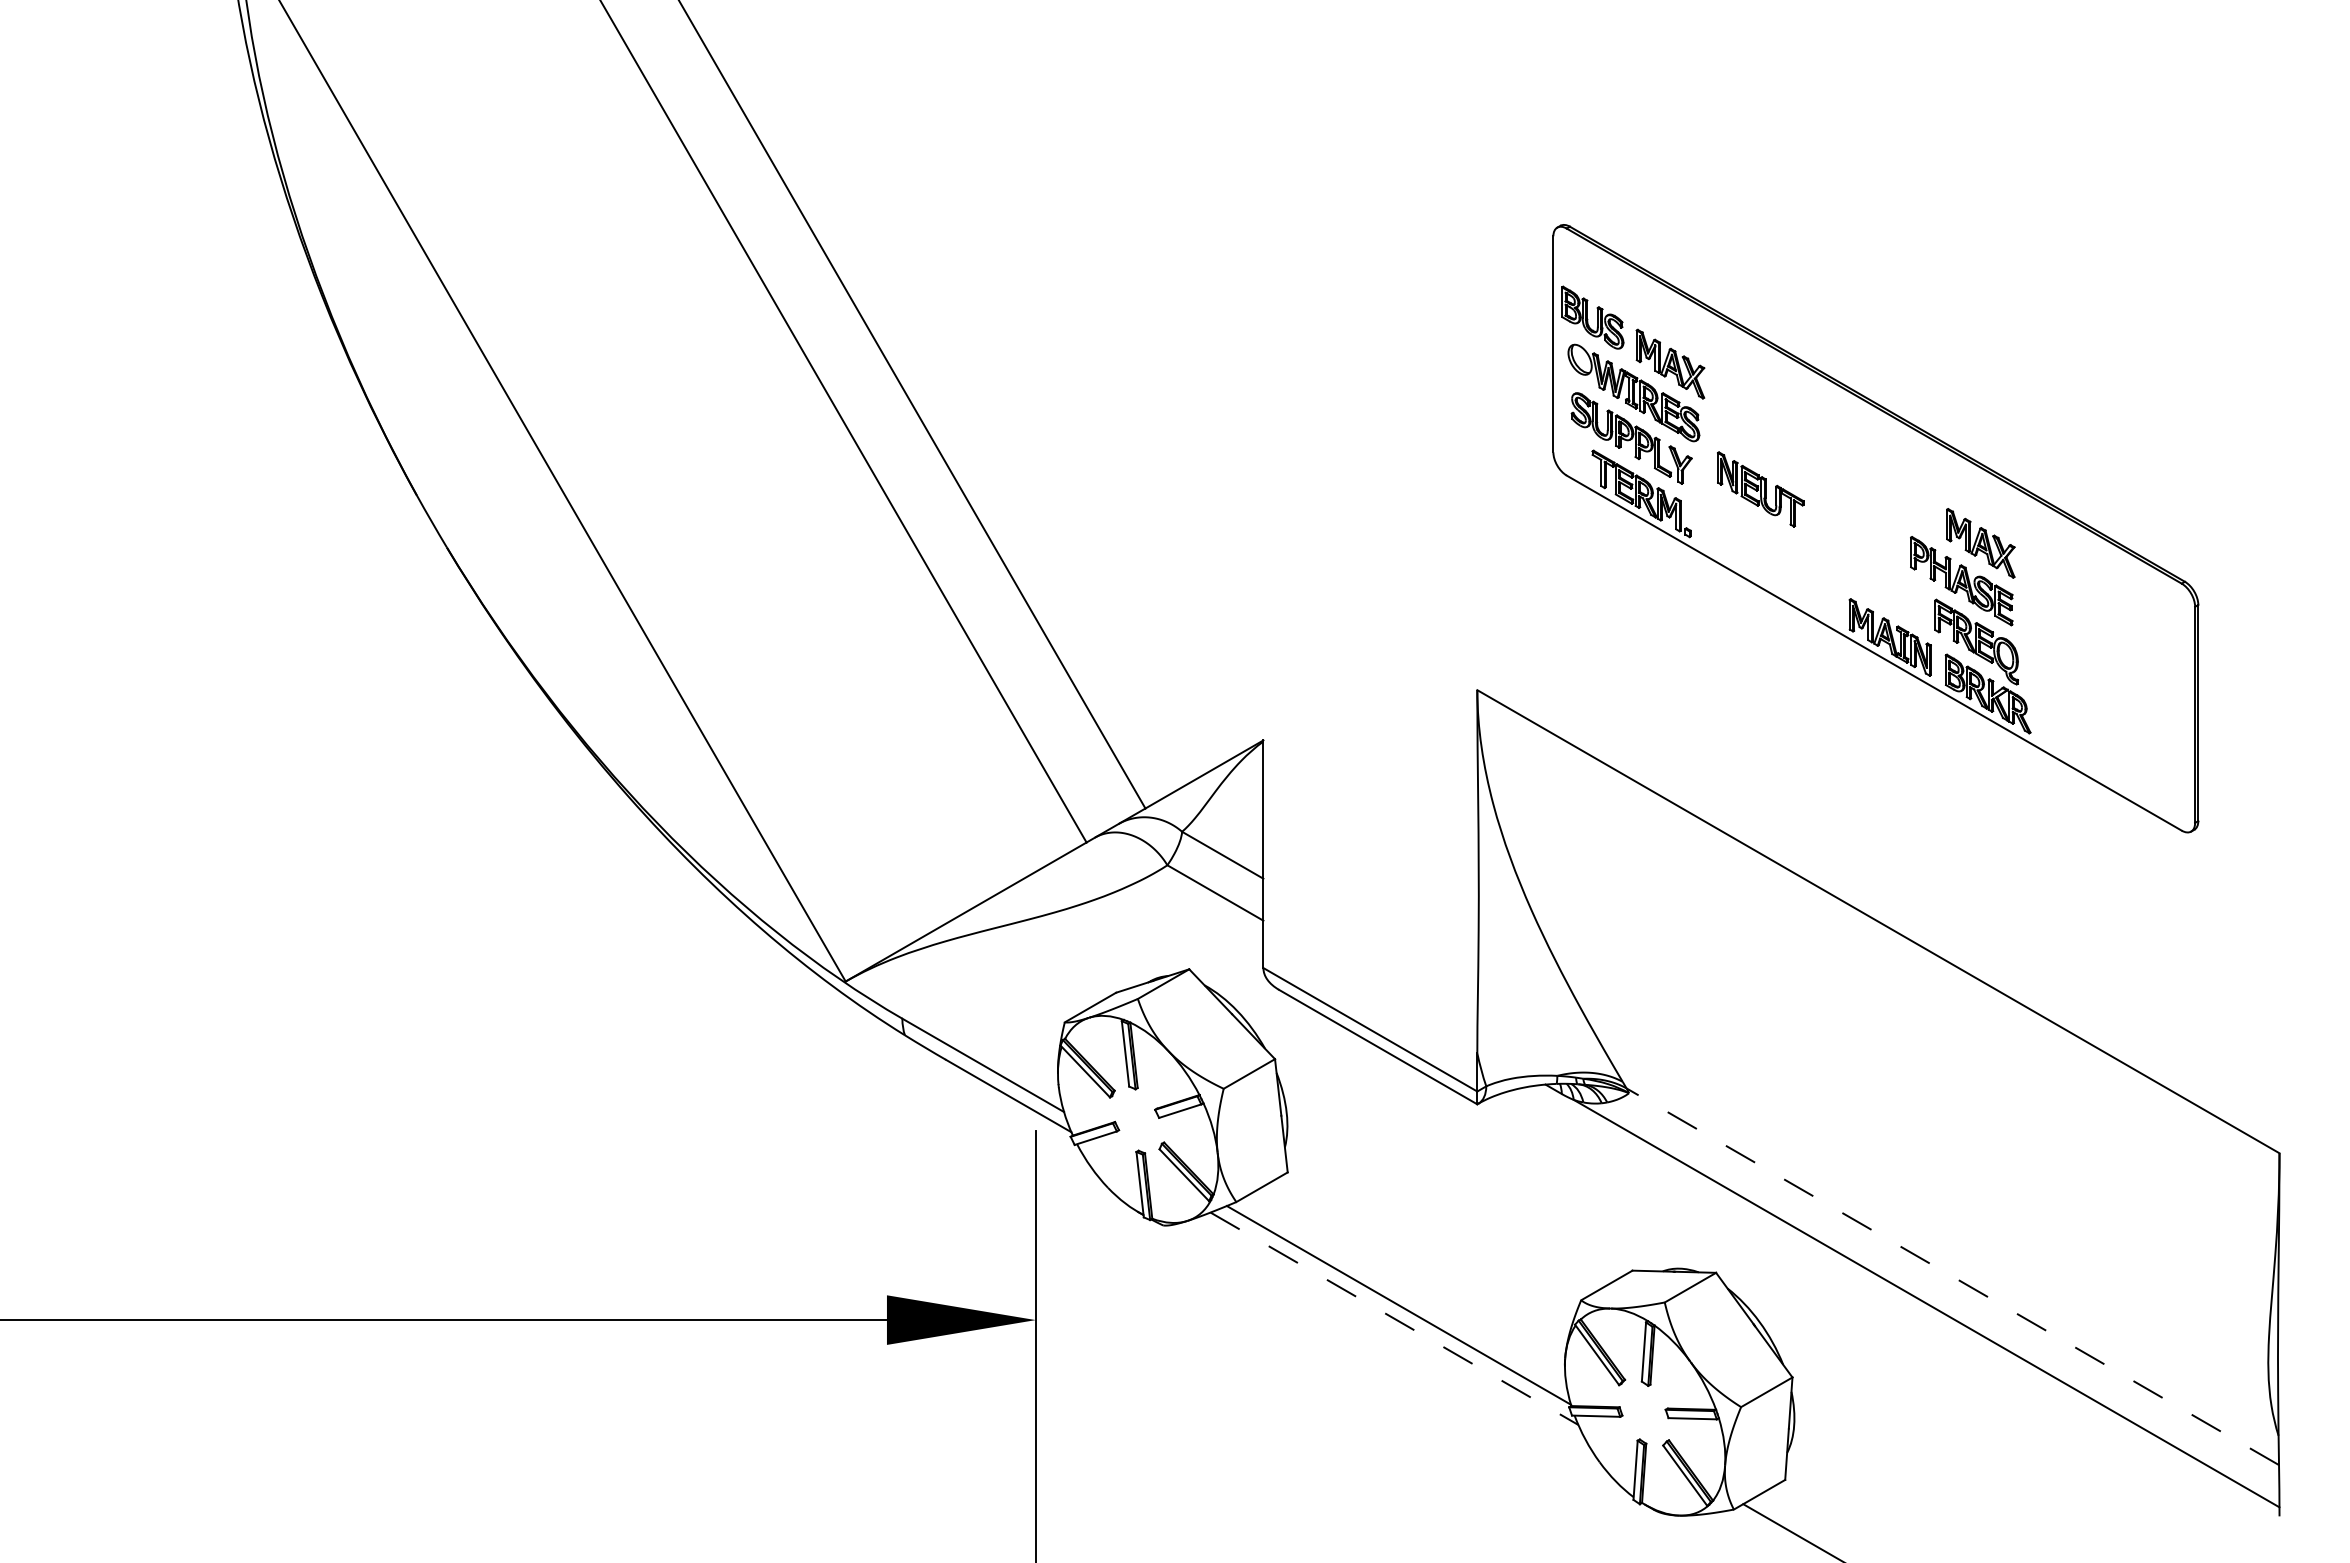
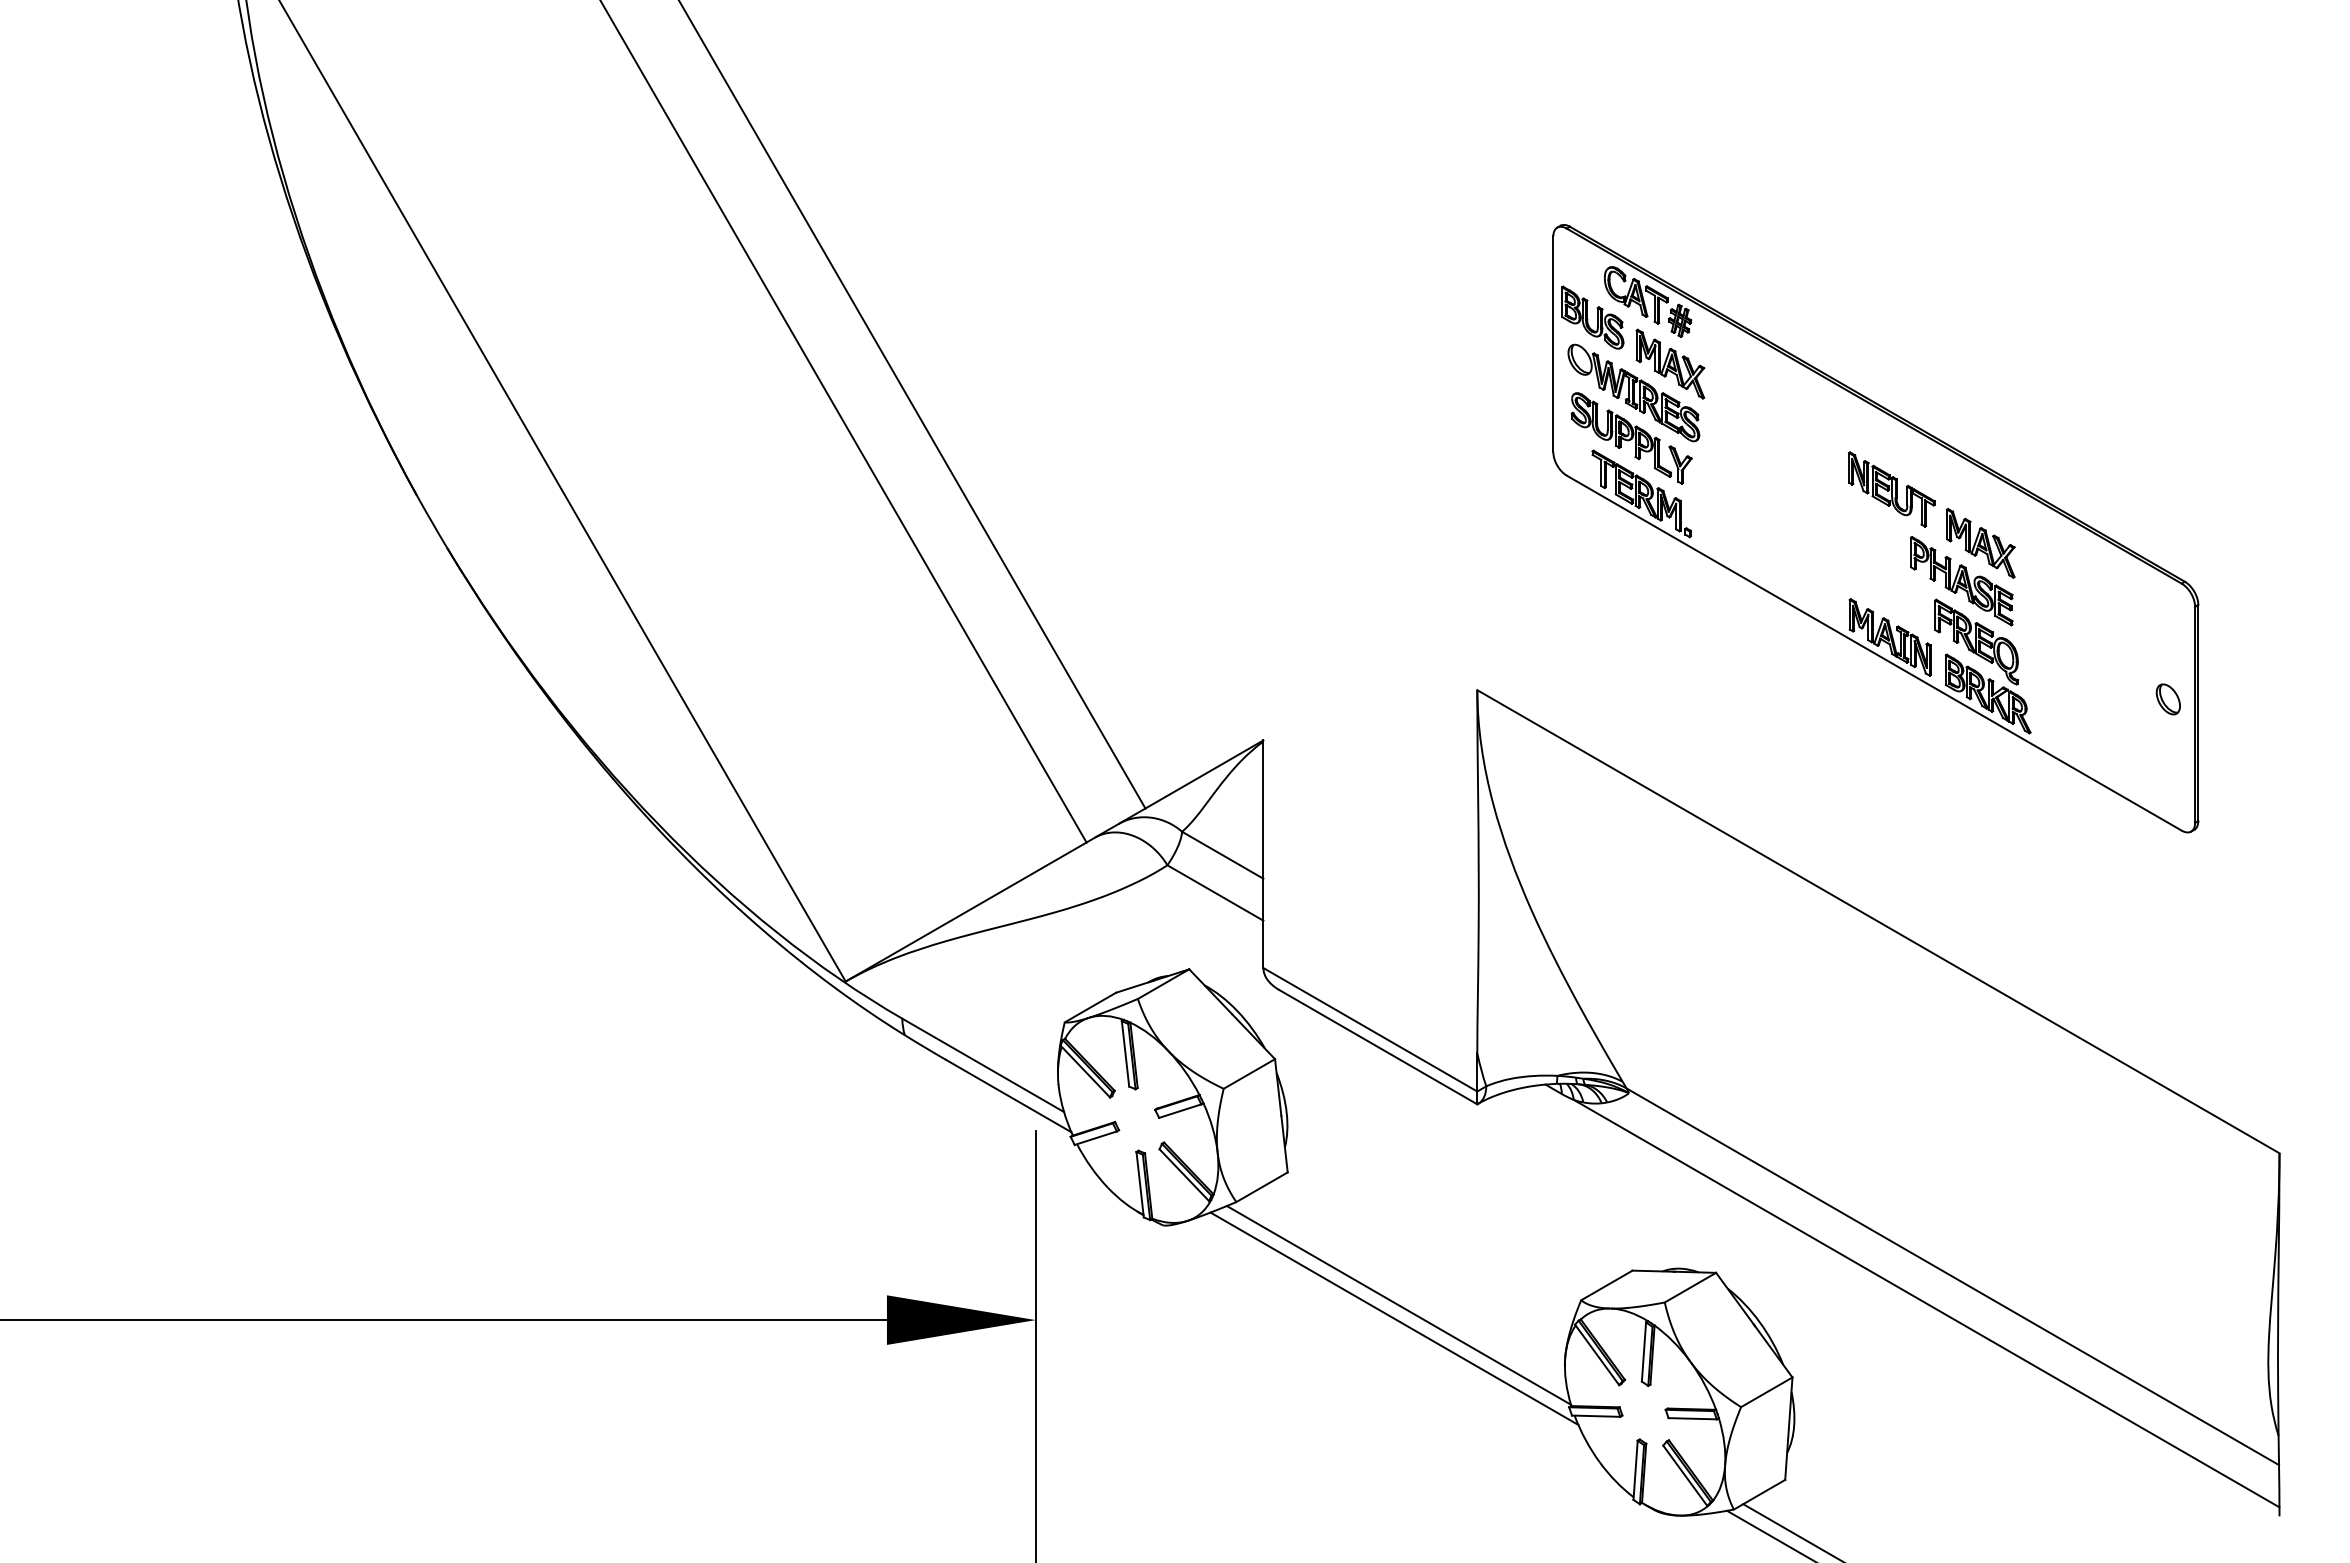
part: none -> present (1648, 301)
part position: (1760, 489) -> (1891, 489) (1891, 489)
part: none -> present (2167, 699)
line: dashed -> solid (1952, 1276)
line: dashed -> solid (1394, 1319)
line: none -> present (1769, 1534)
